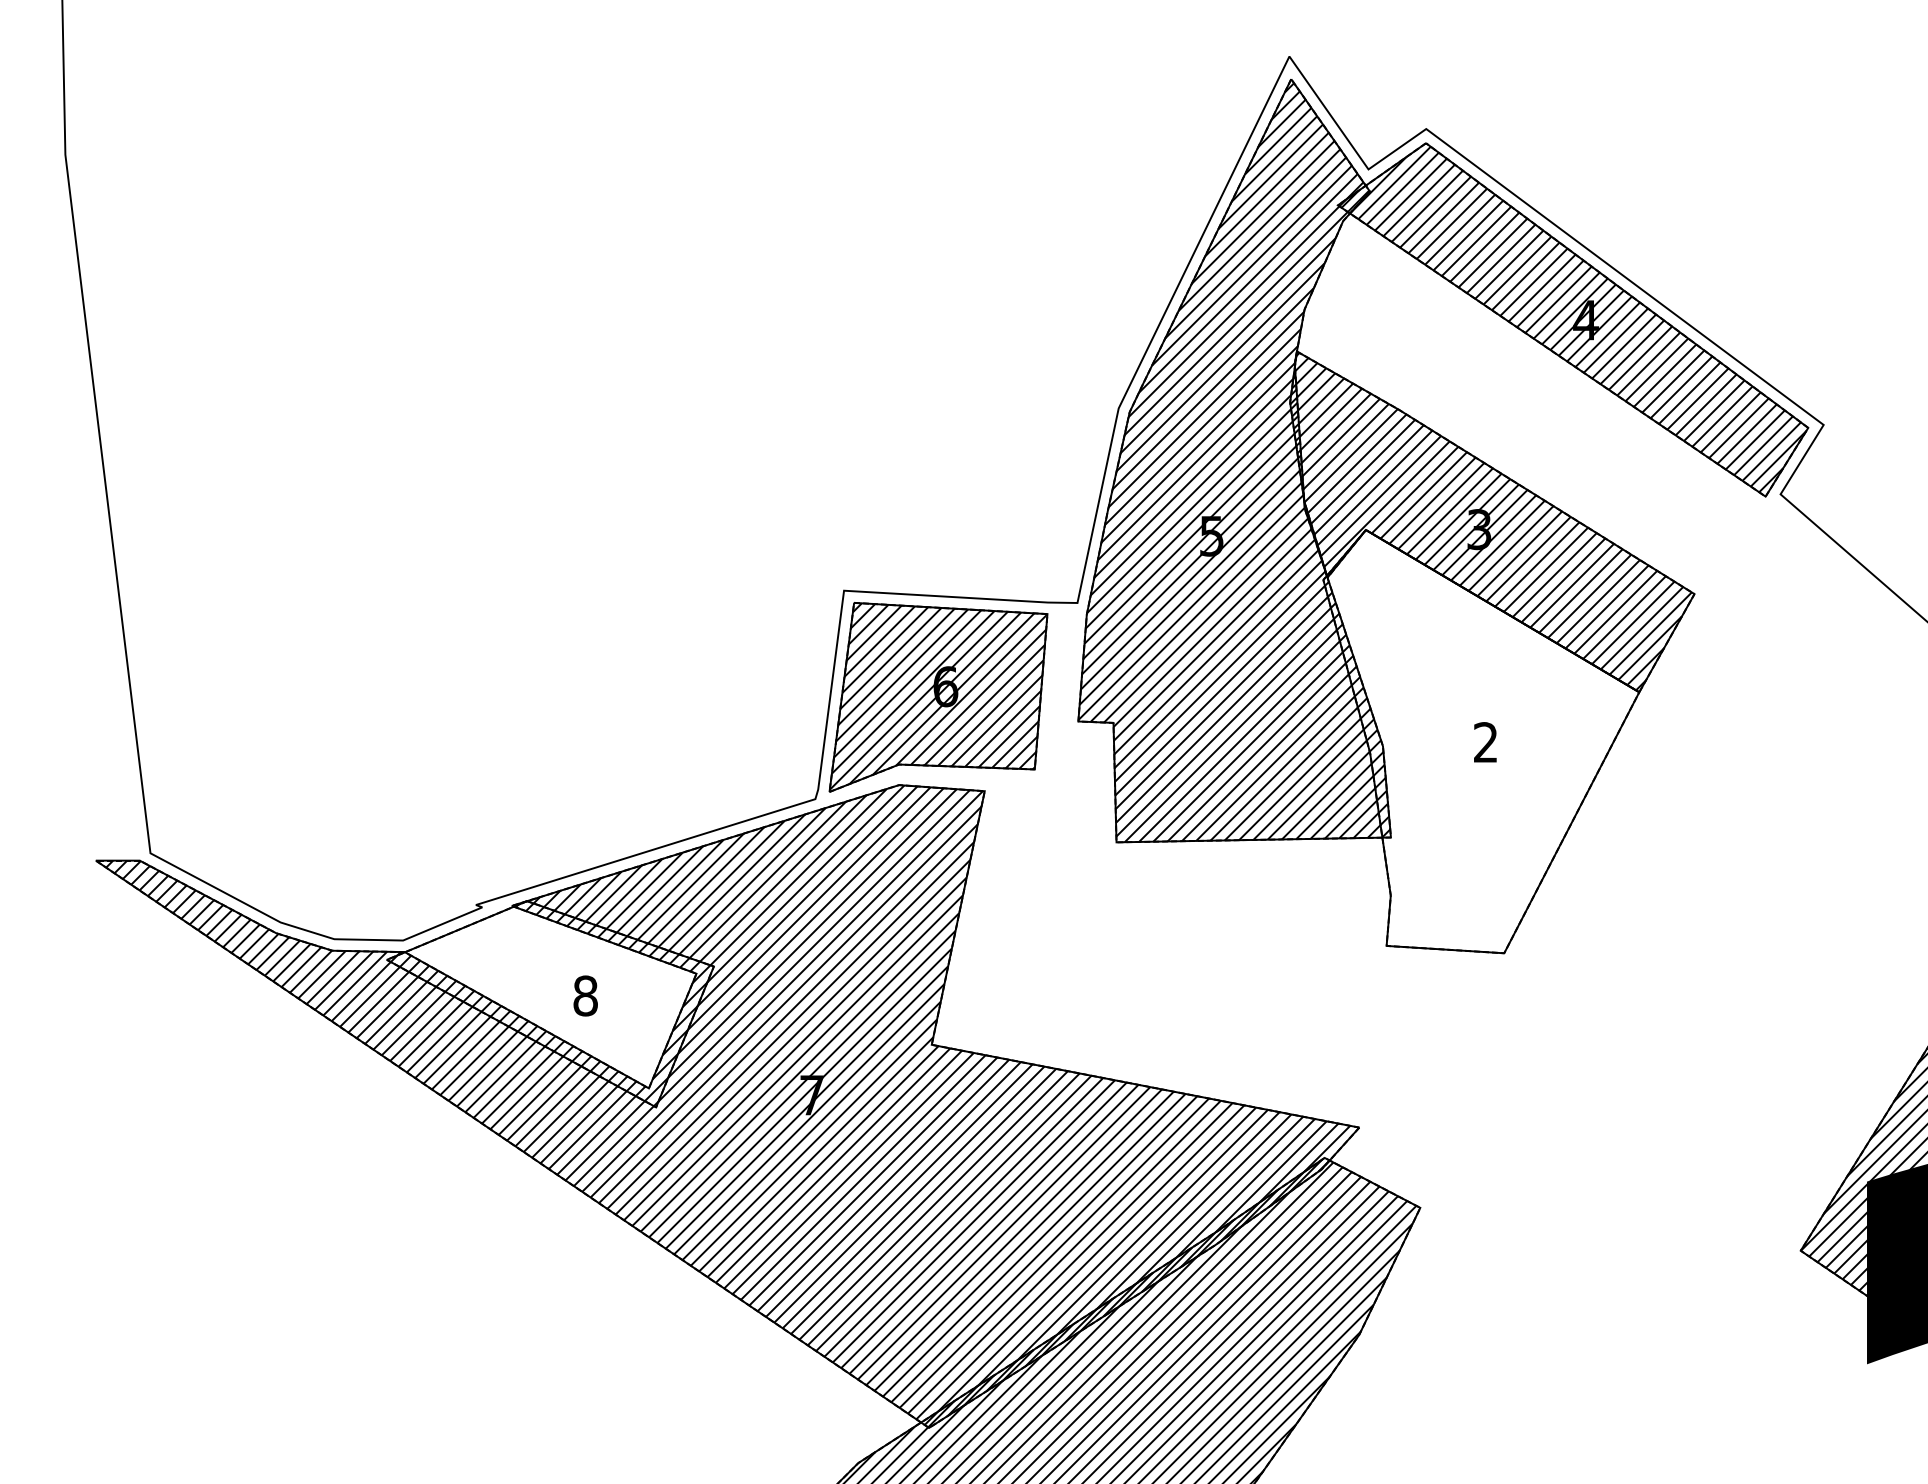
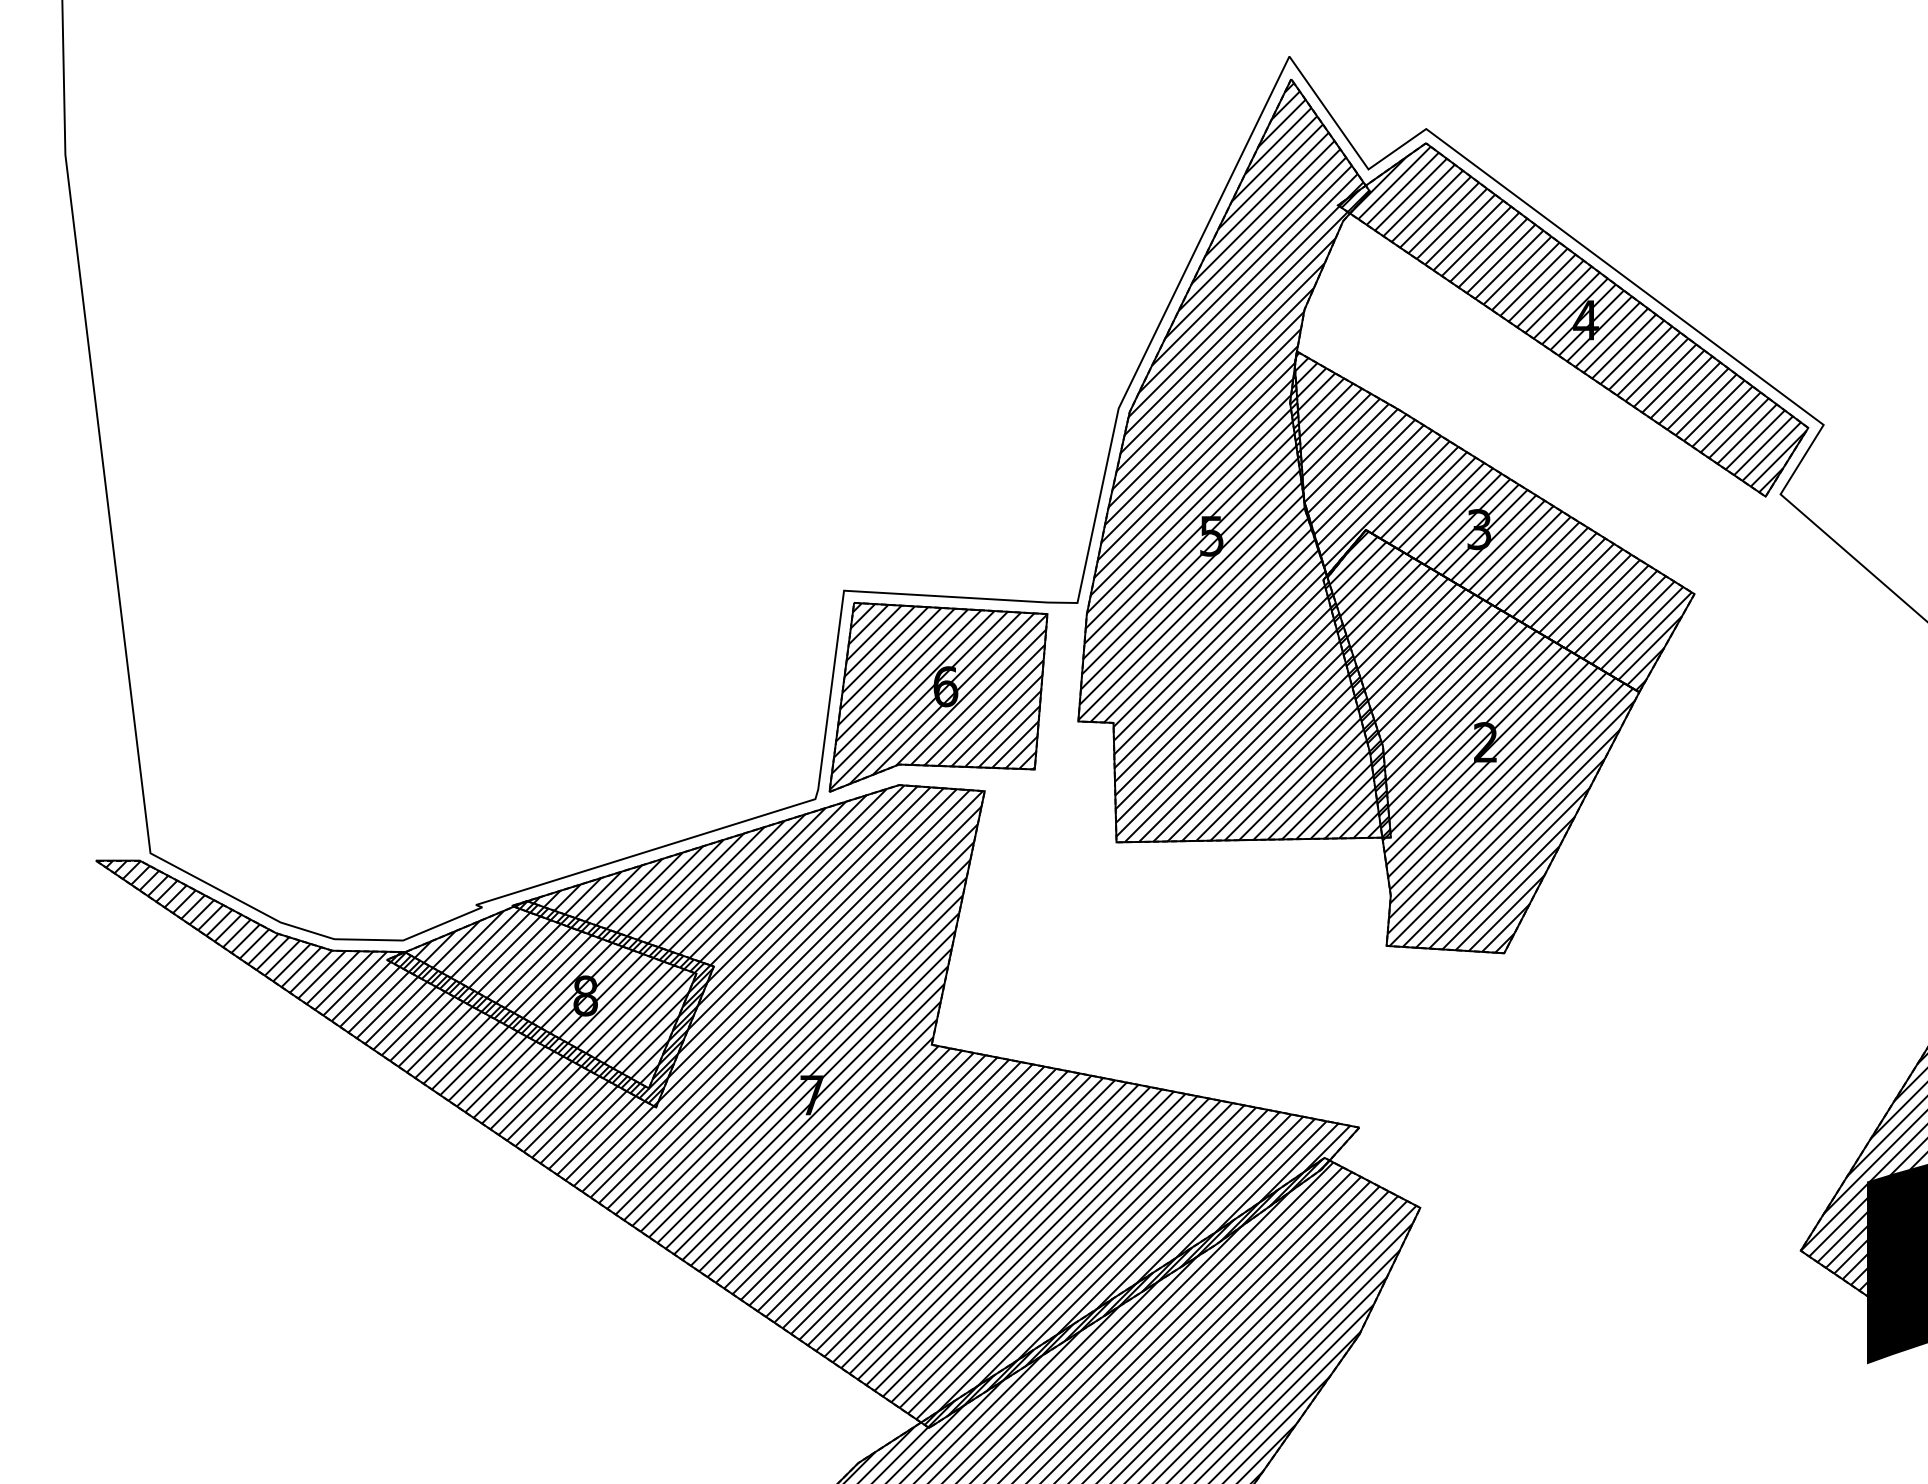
hatch: none -> present (1479, 741)
hatch: none -> present (553, 1002)
